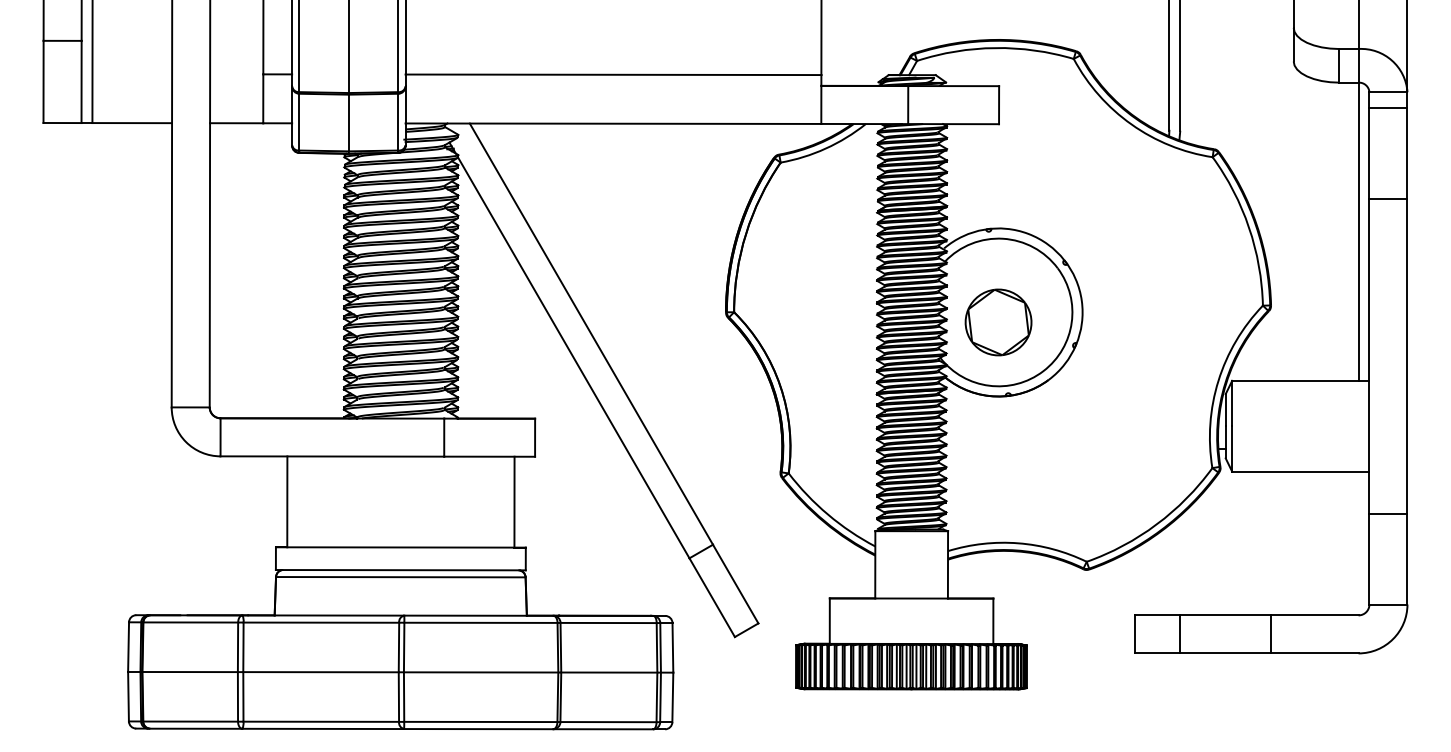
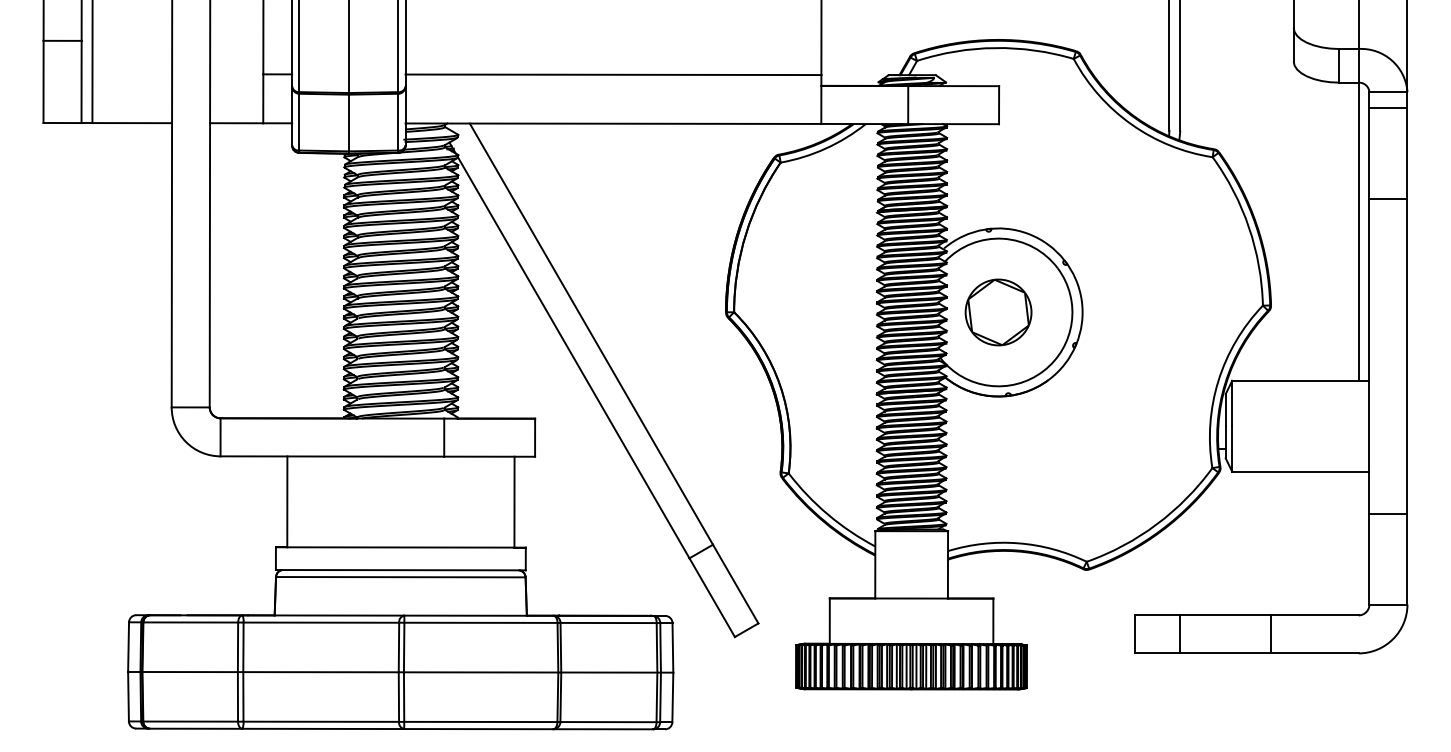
part position: (998, 322) -> (998, 312) (998, 312)
